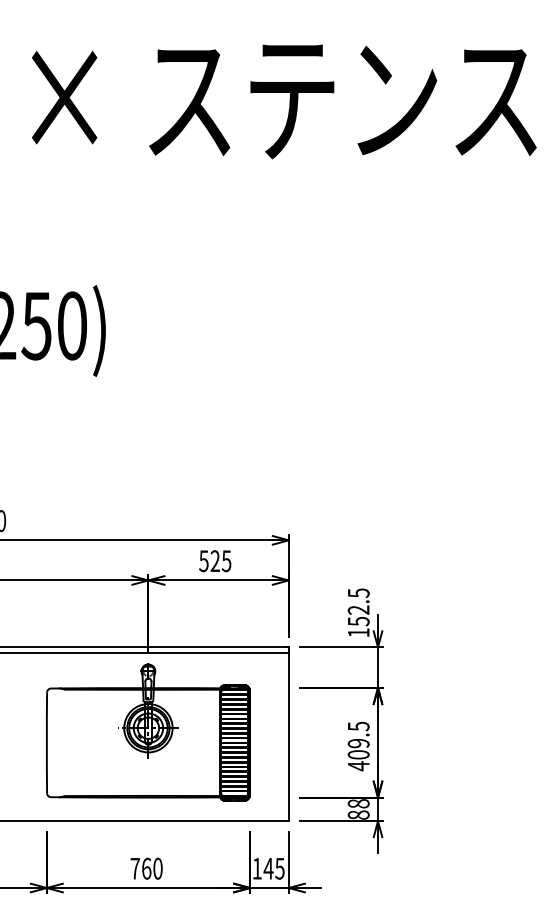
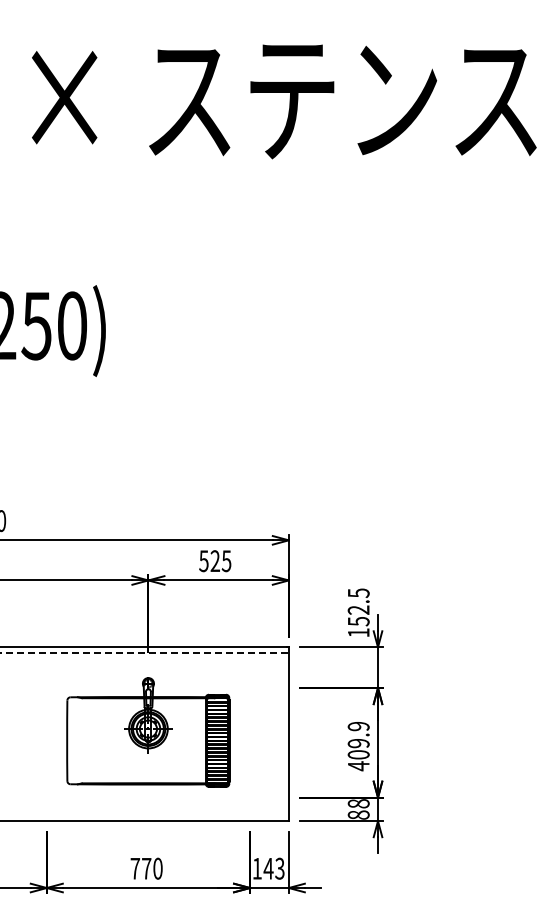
line: solid -> dashed (144, 652)
text: 409.5 -> 409.9 (358, 726)
part size: 205x139 px -> 165x111 px (148, 732)
text: 760 -> 770 (146, 868)
text: 145 -> 143 (279, 868)
